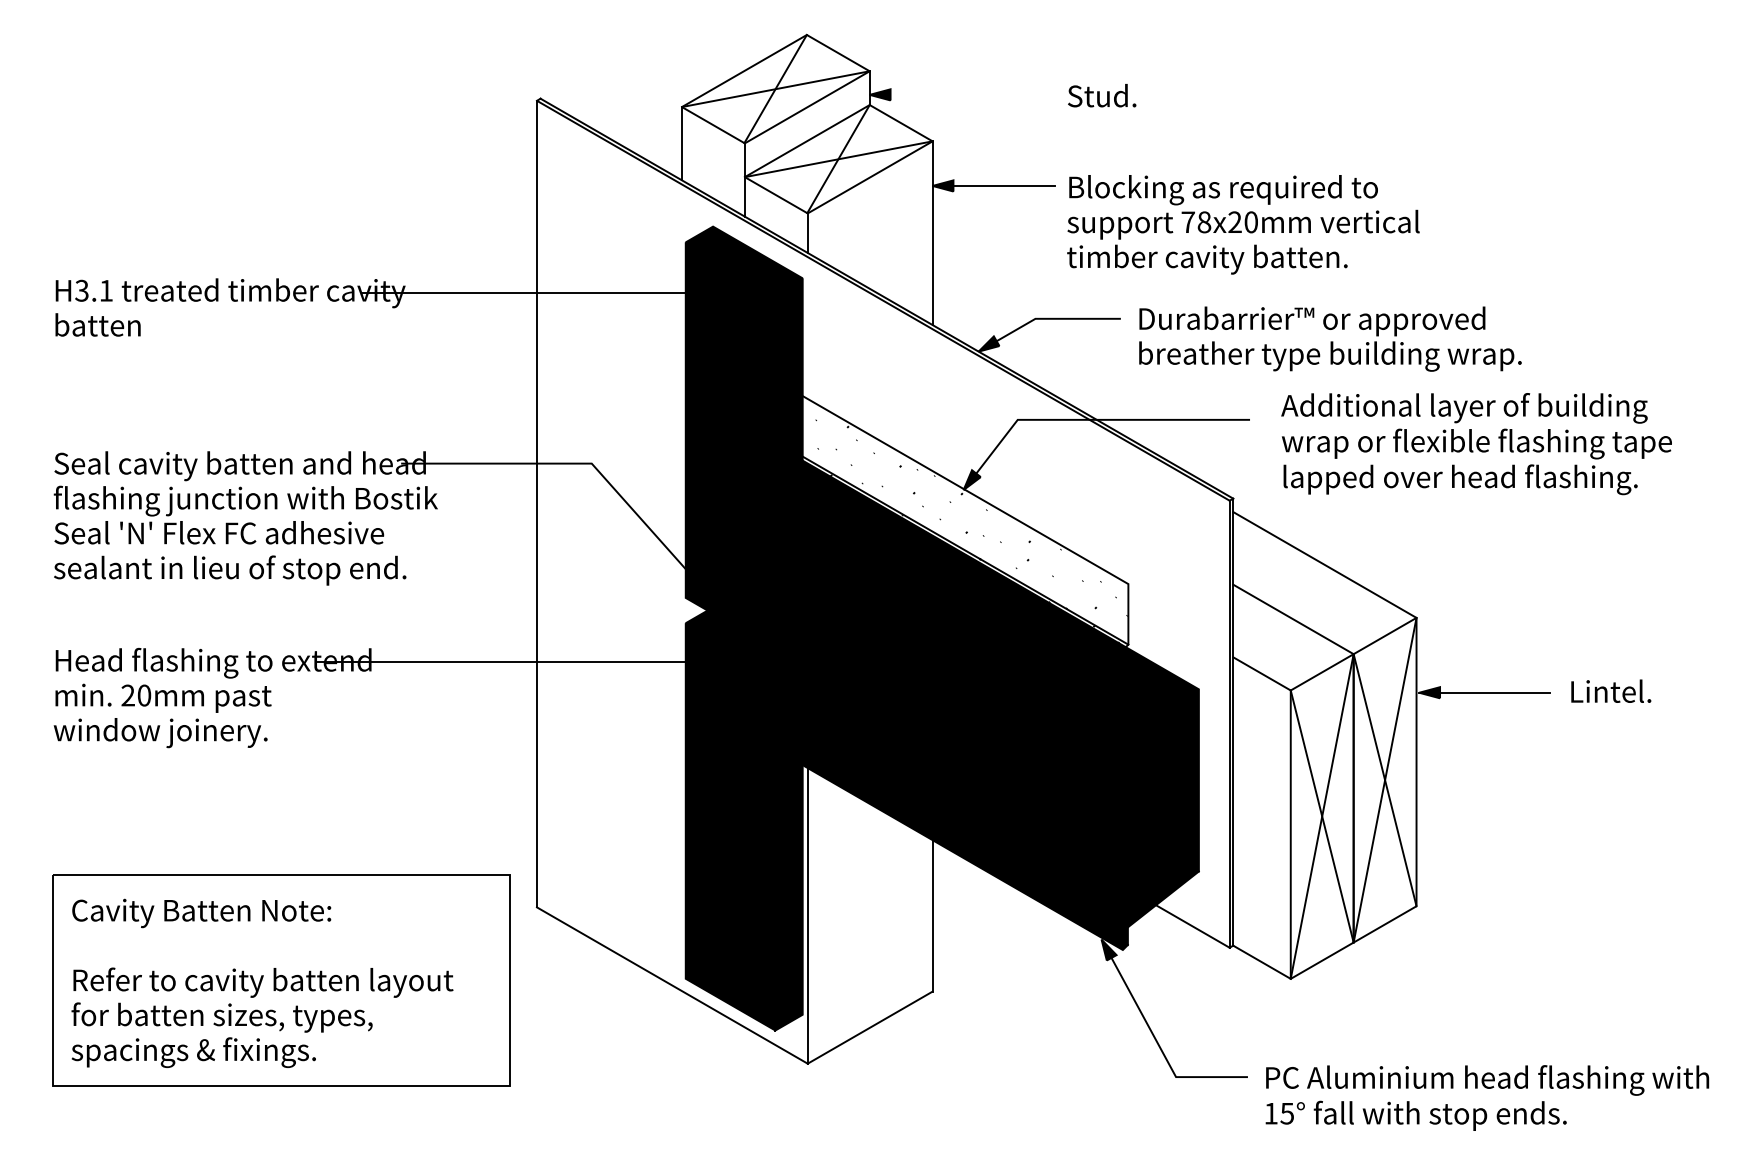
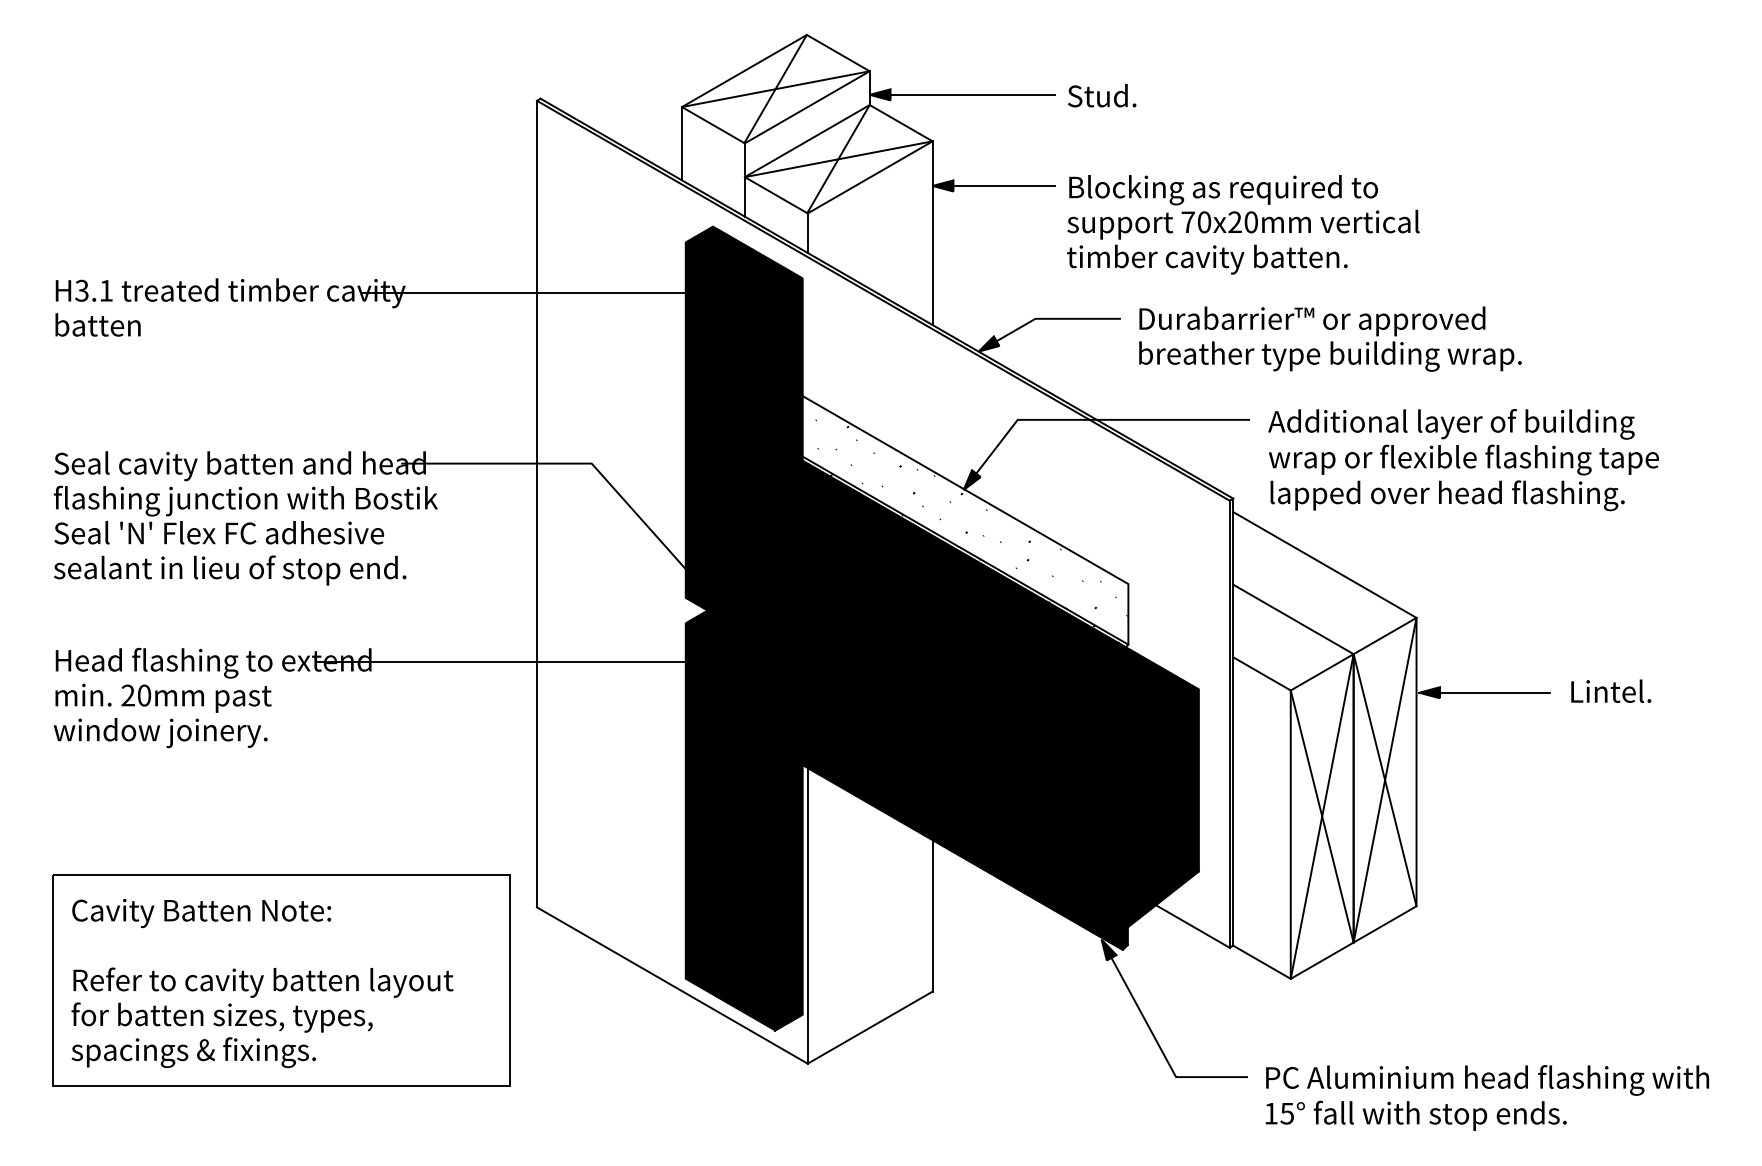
line: none -> present (962, 94)
text: 78x20mm -> 70x20mm (1204, 222)
text position: (1476, 444) -> (1463, 460) (1463, 460)
